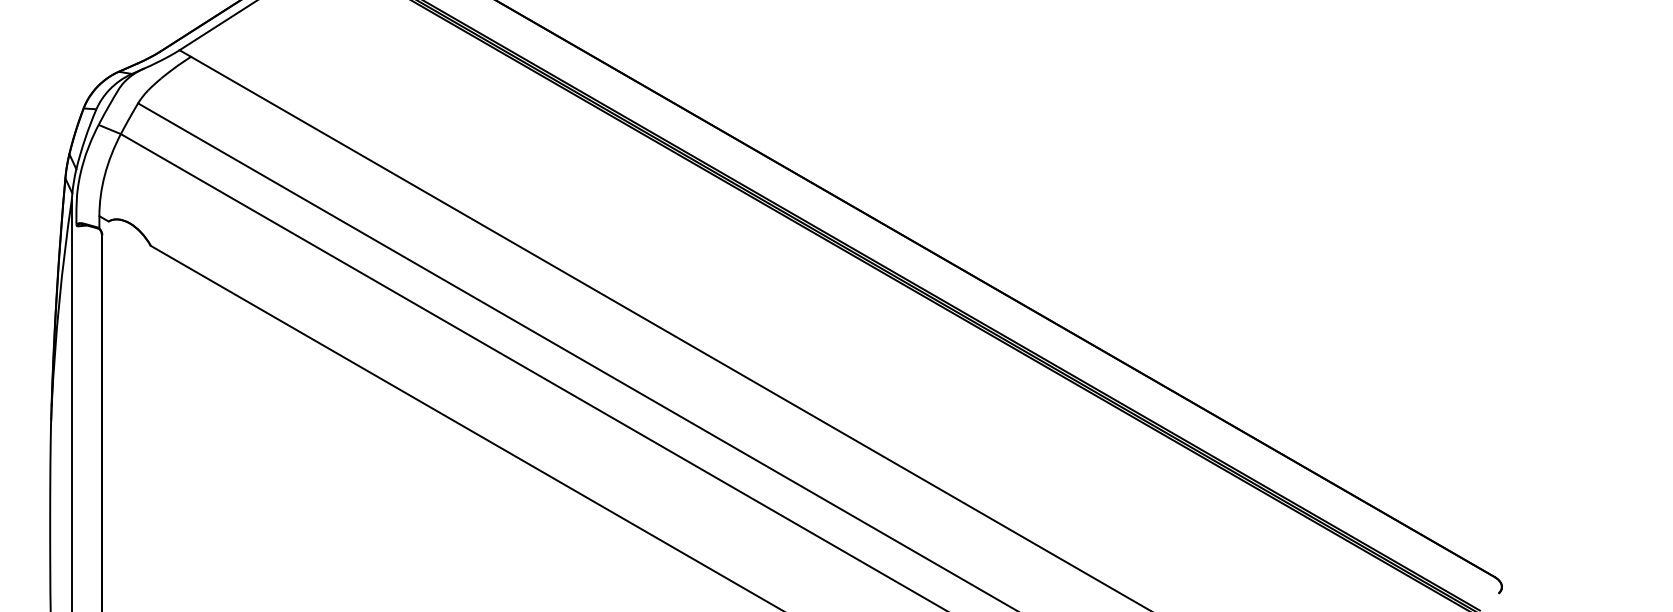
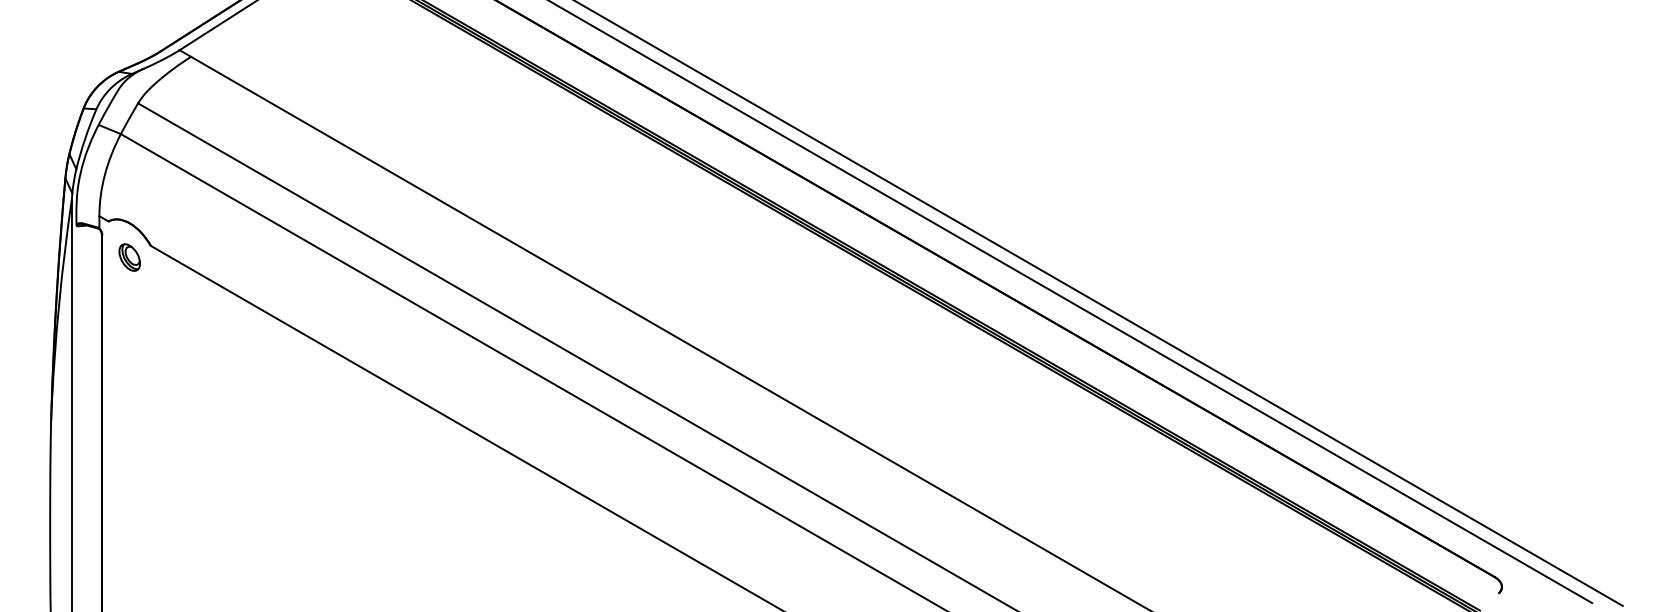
part: none -> present (129, 257)
line: none -> present (1071, 302)
line: none -> present (1099, 303)
